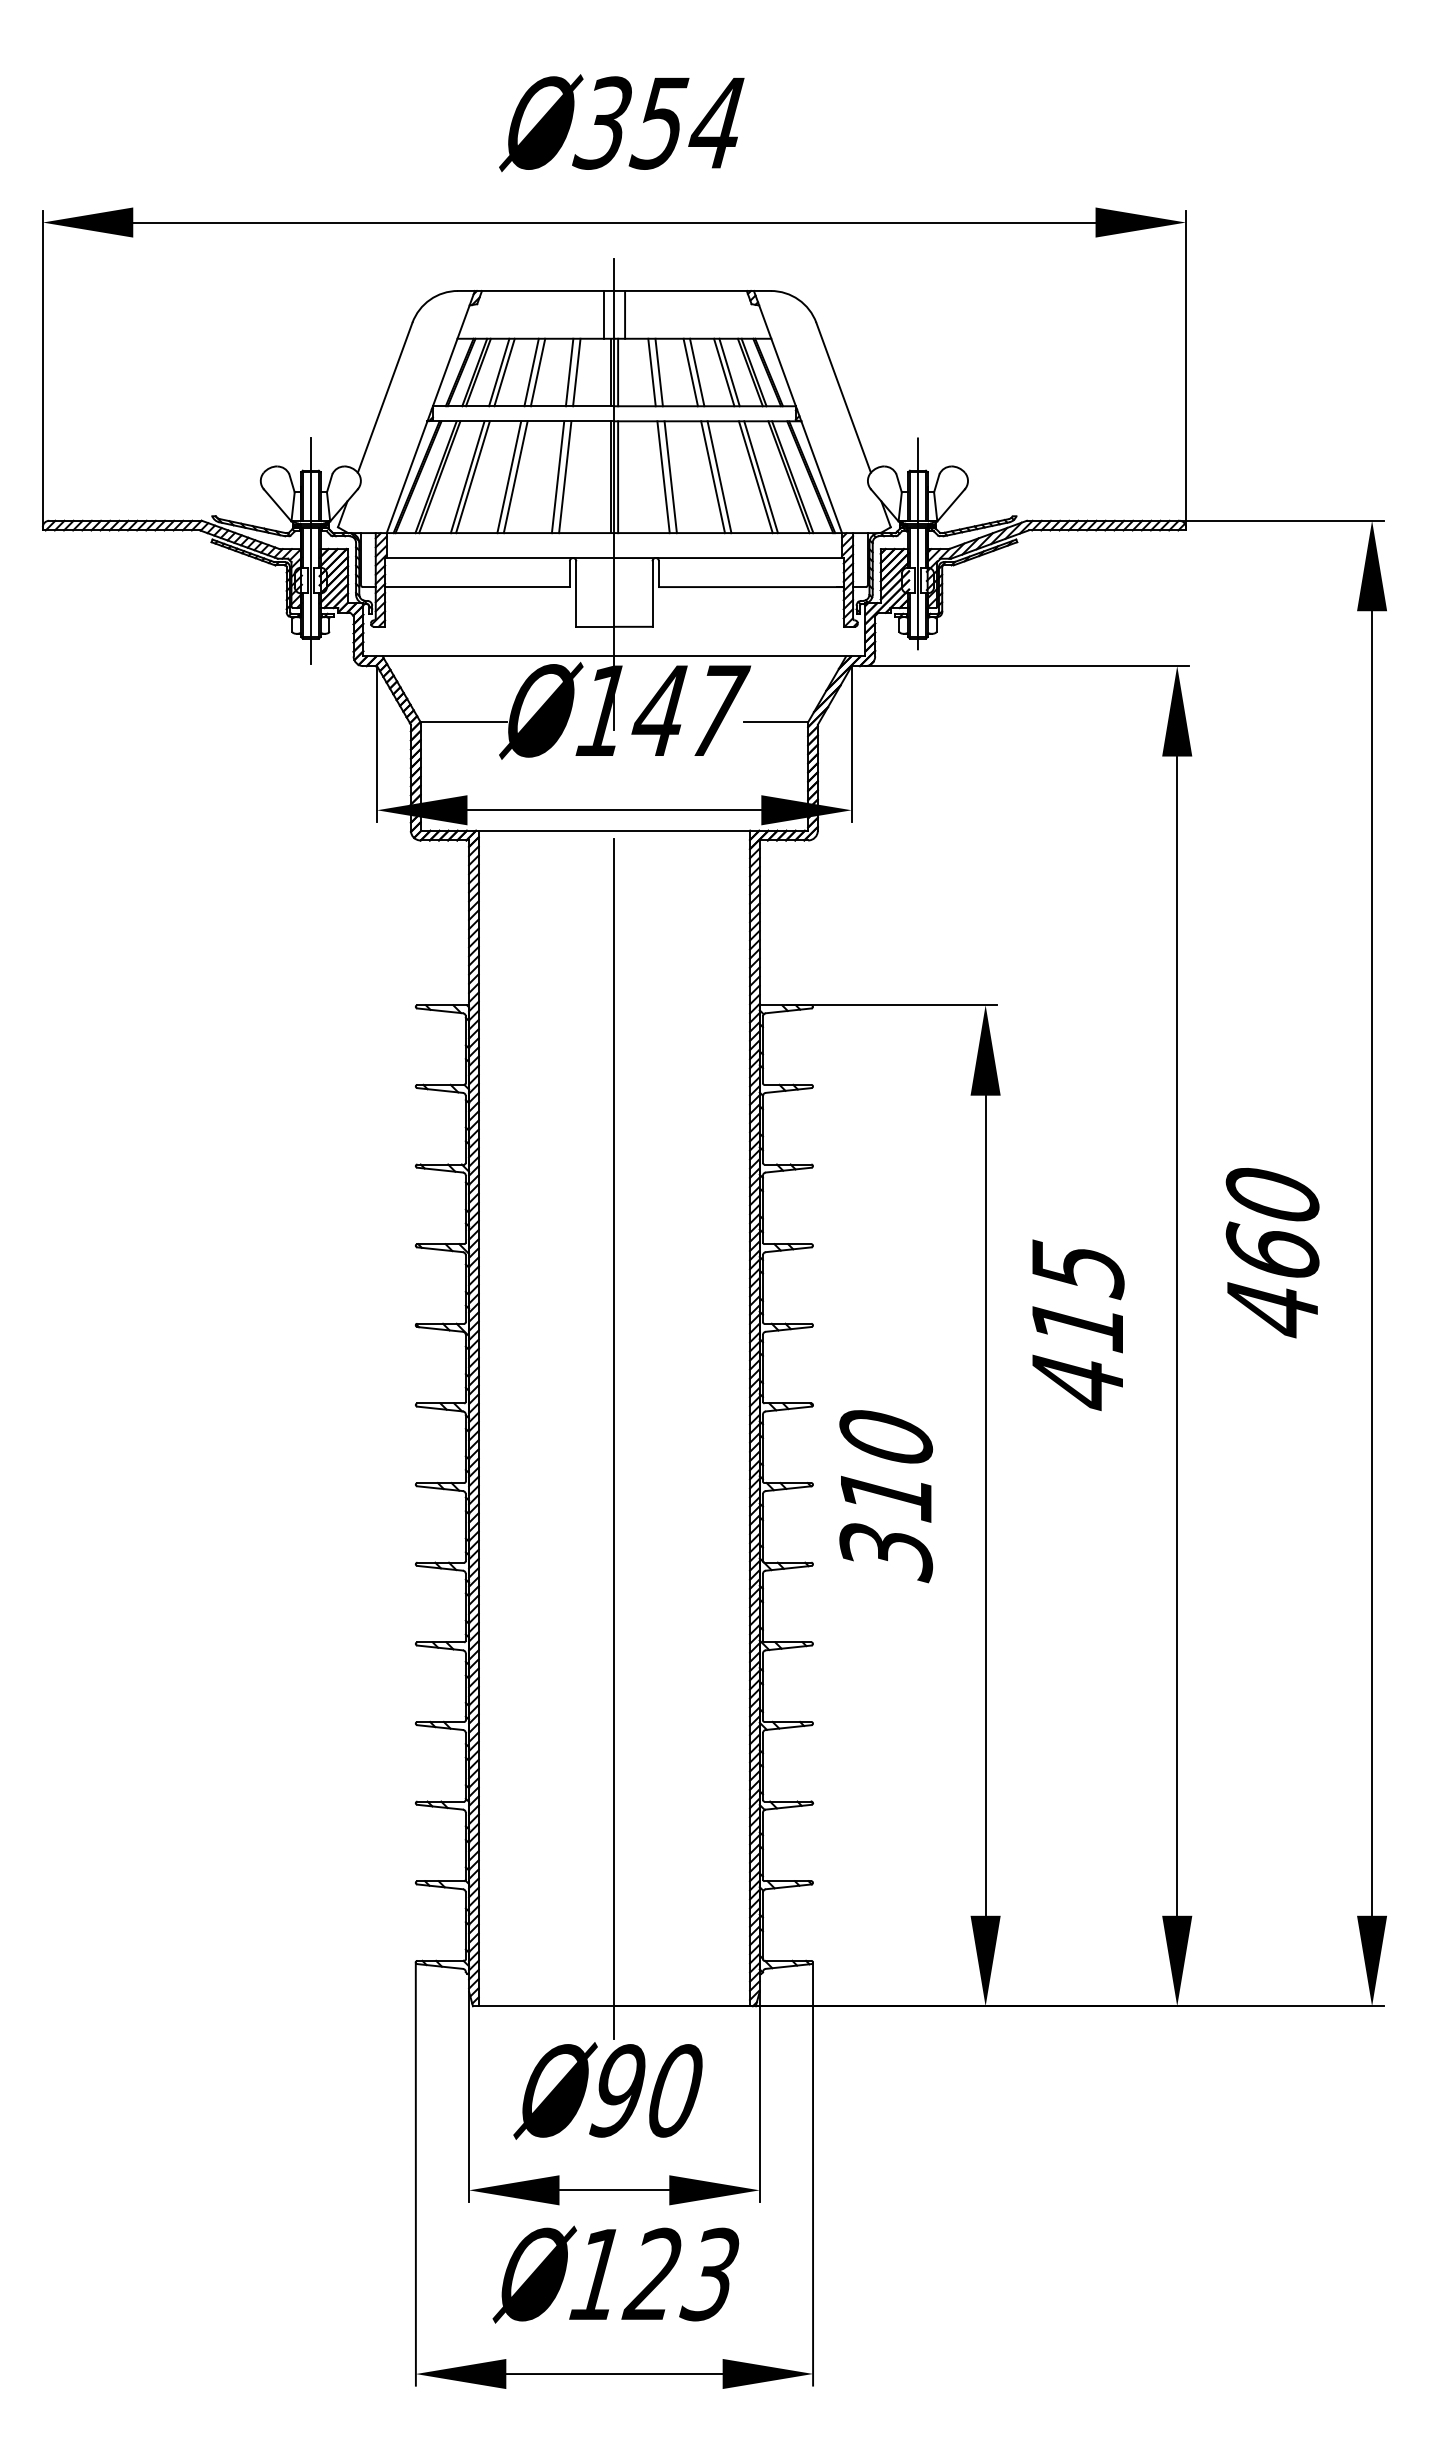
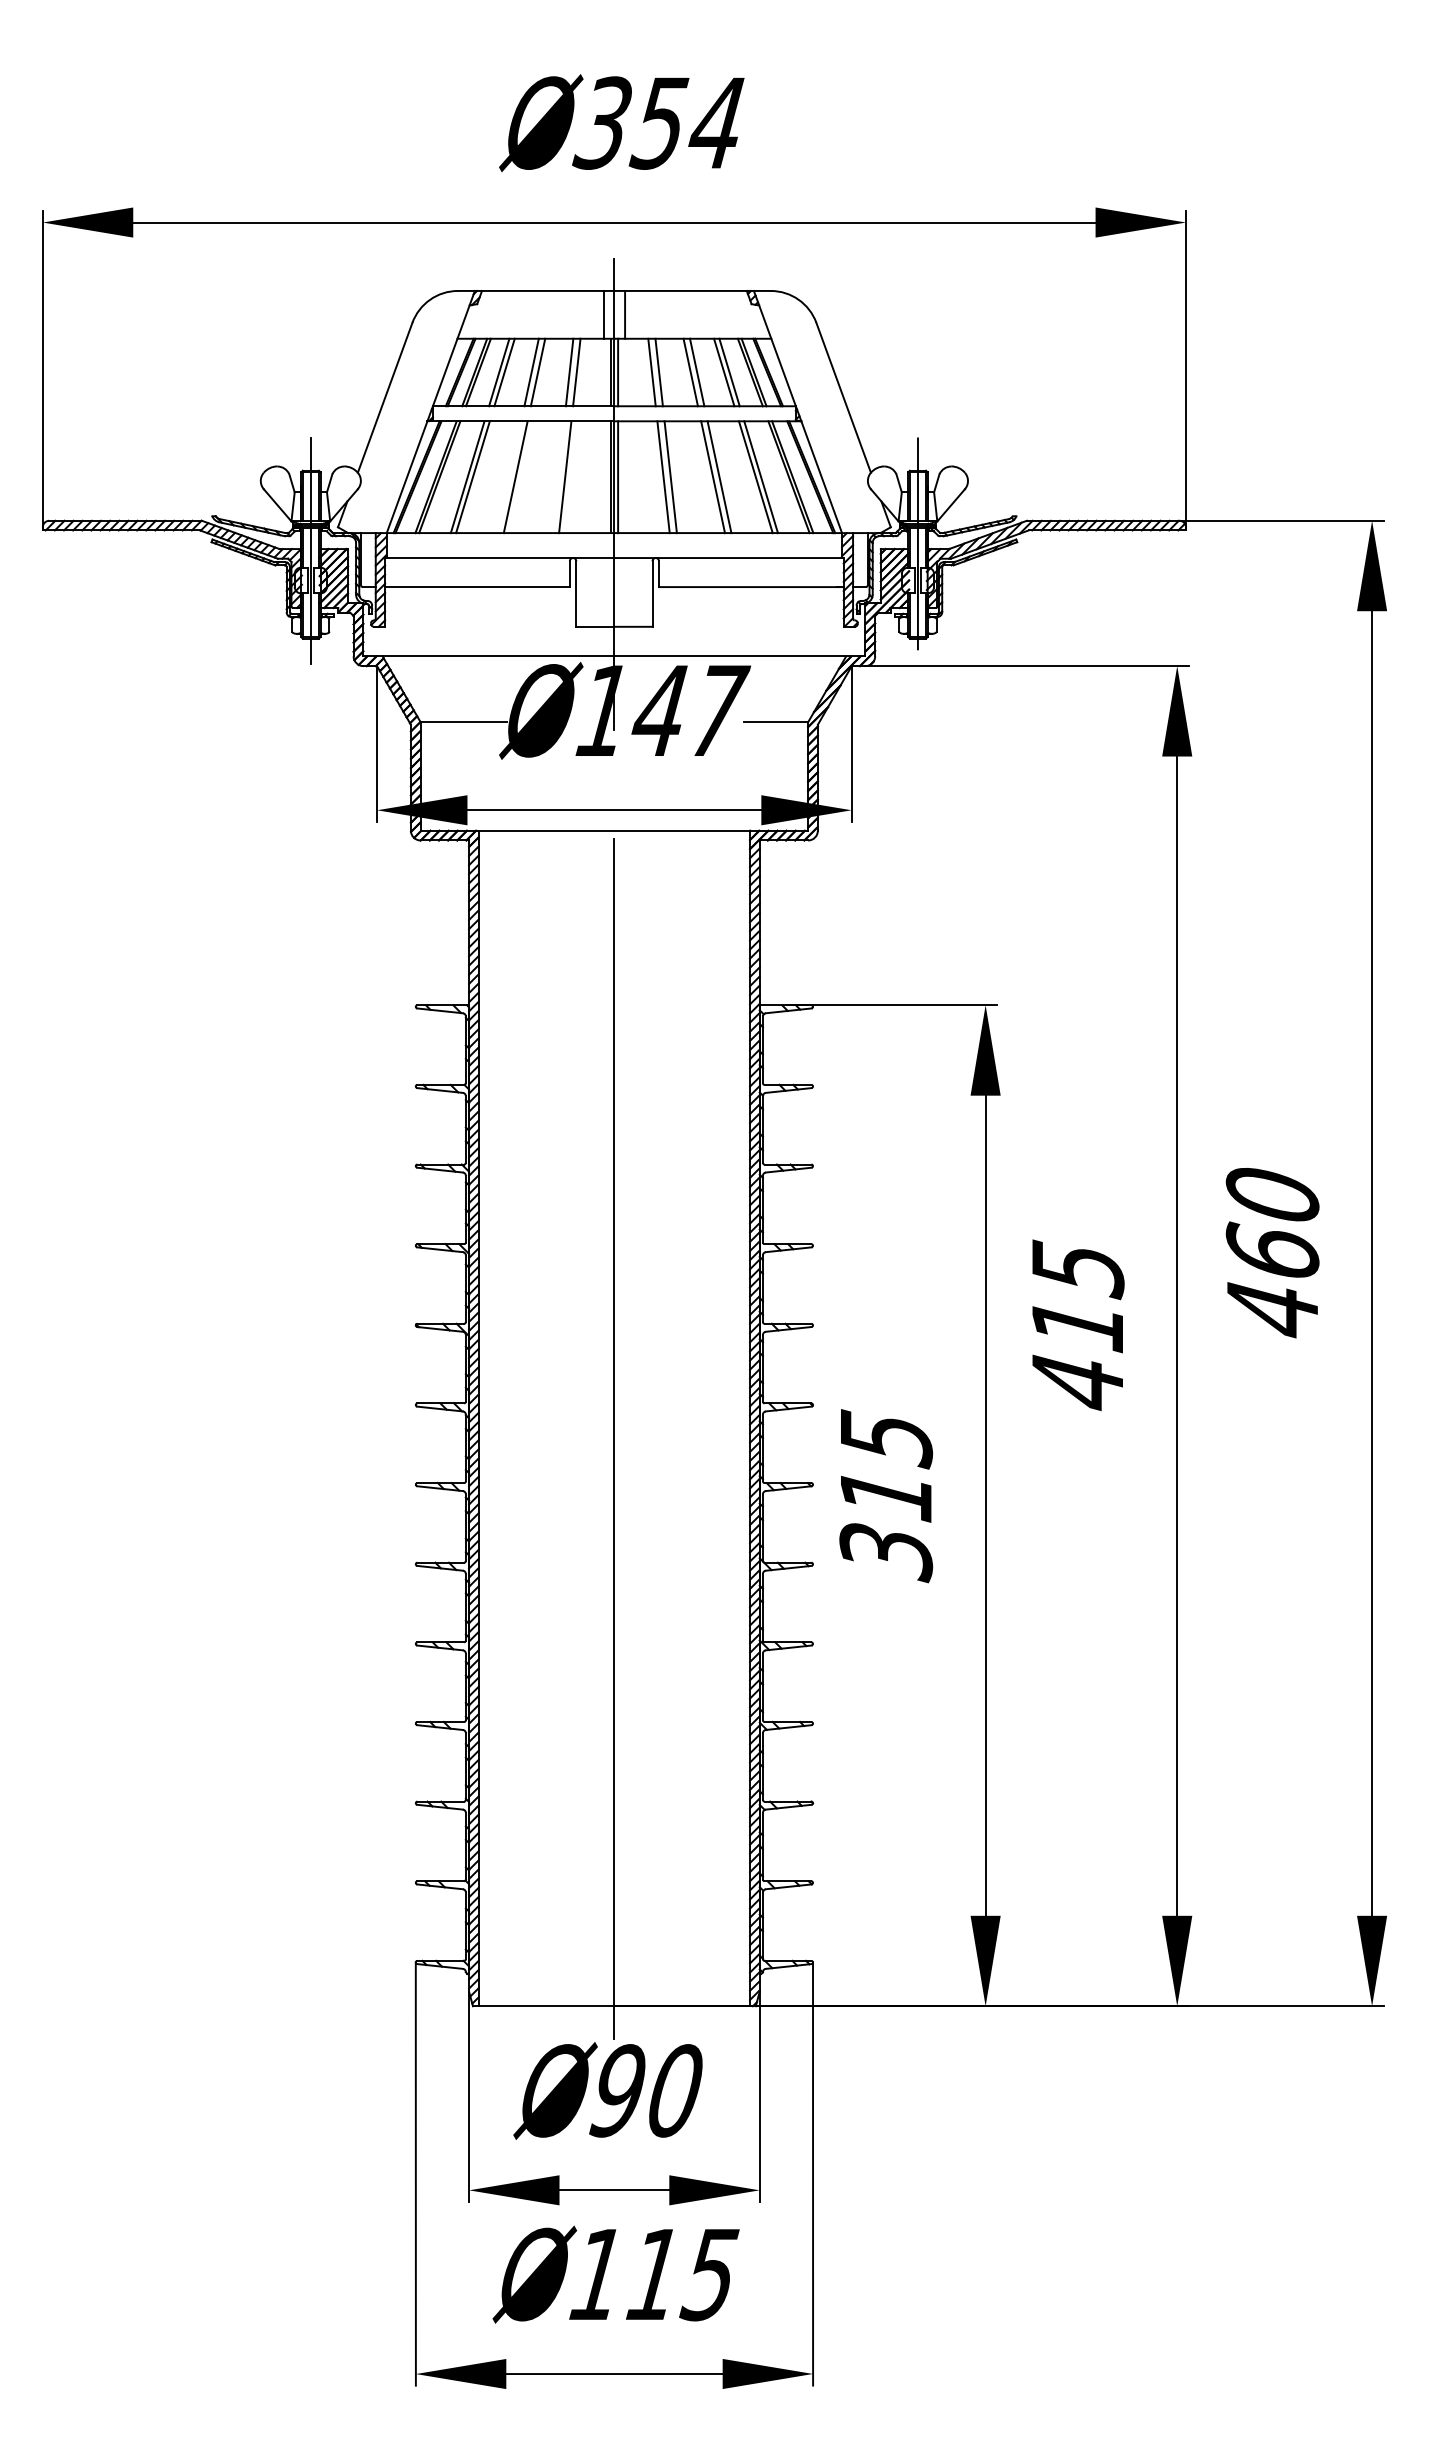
line: present -> none (509, 477)
line: present -> none (557, 477)
text: 310 -> 315 (886, 1439)
text: 123 -> 115 (680, 2274)
